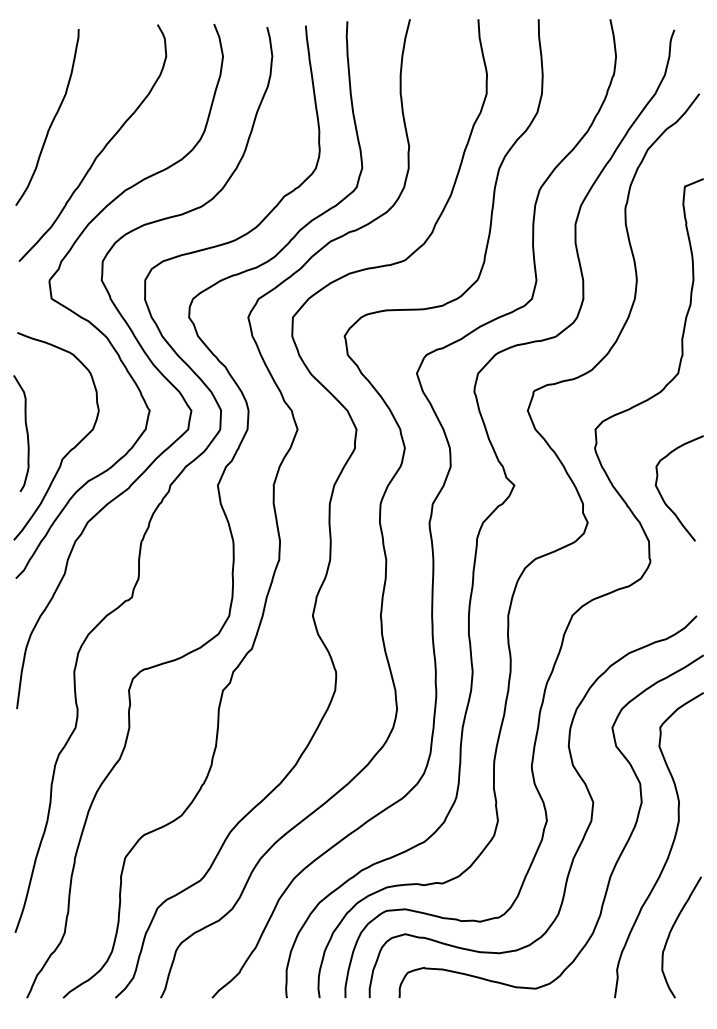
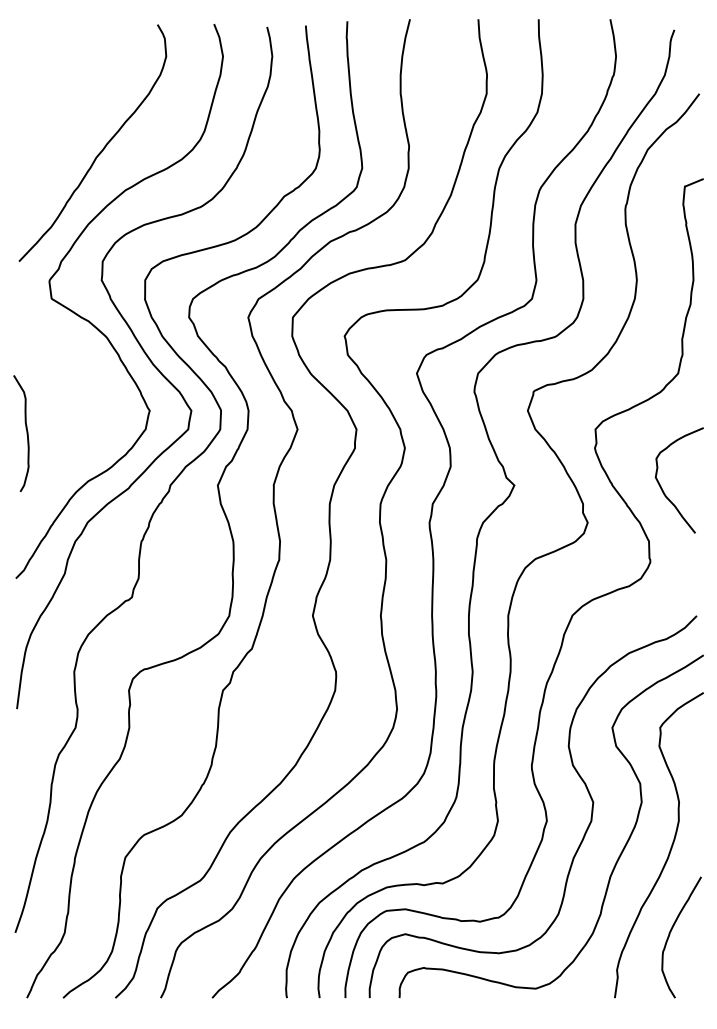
curve: present -> none (52, 119)
curve: present -> none (70, 449)
curve position: (662, 496) -> (662, 488) (662, 488)
